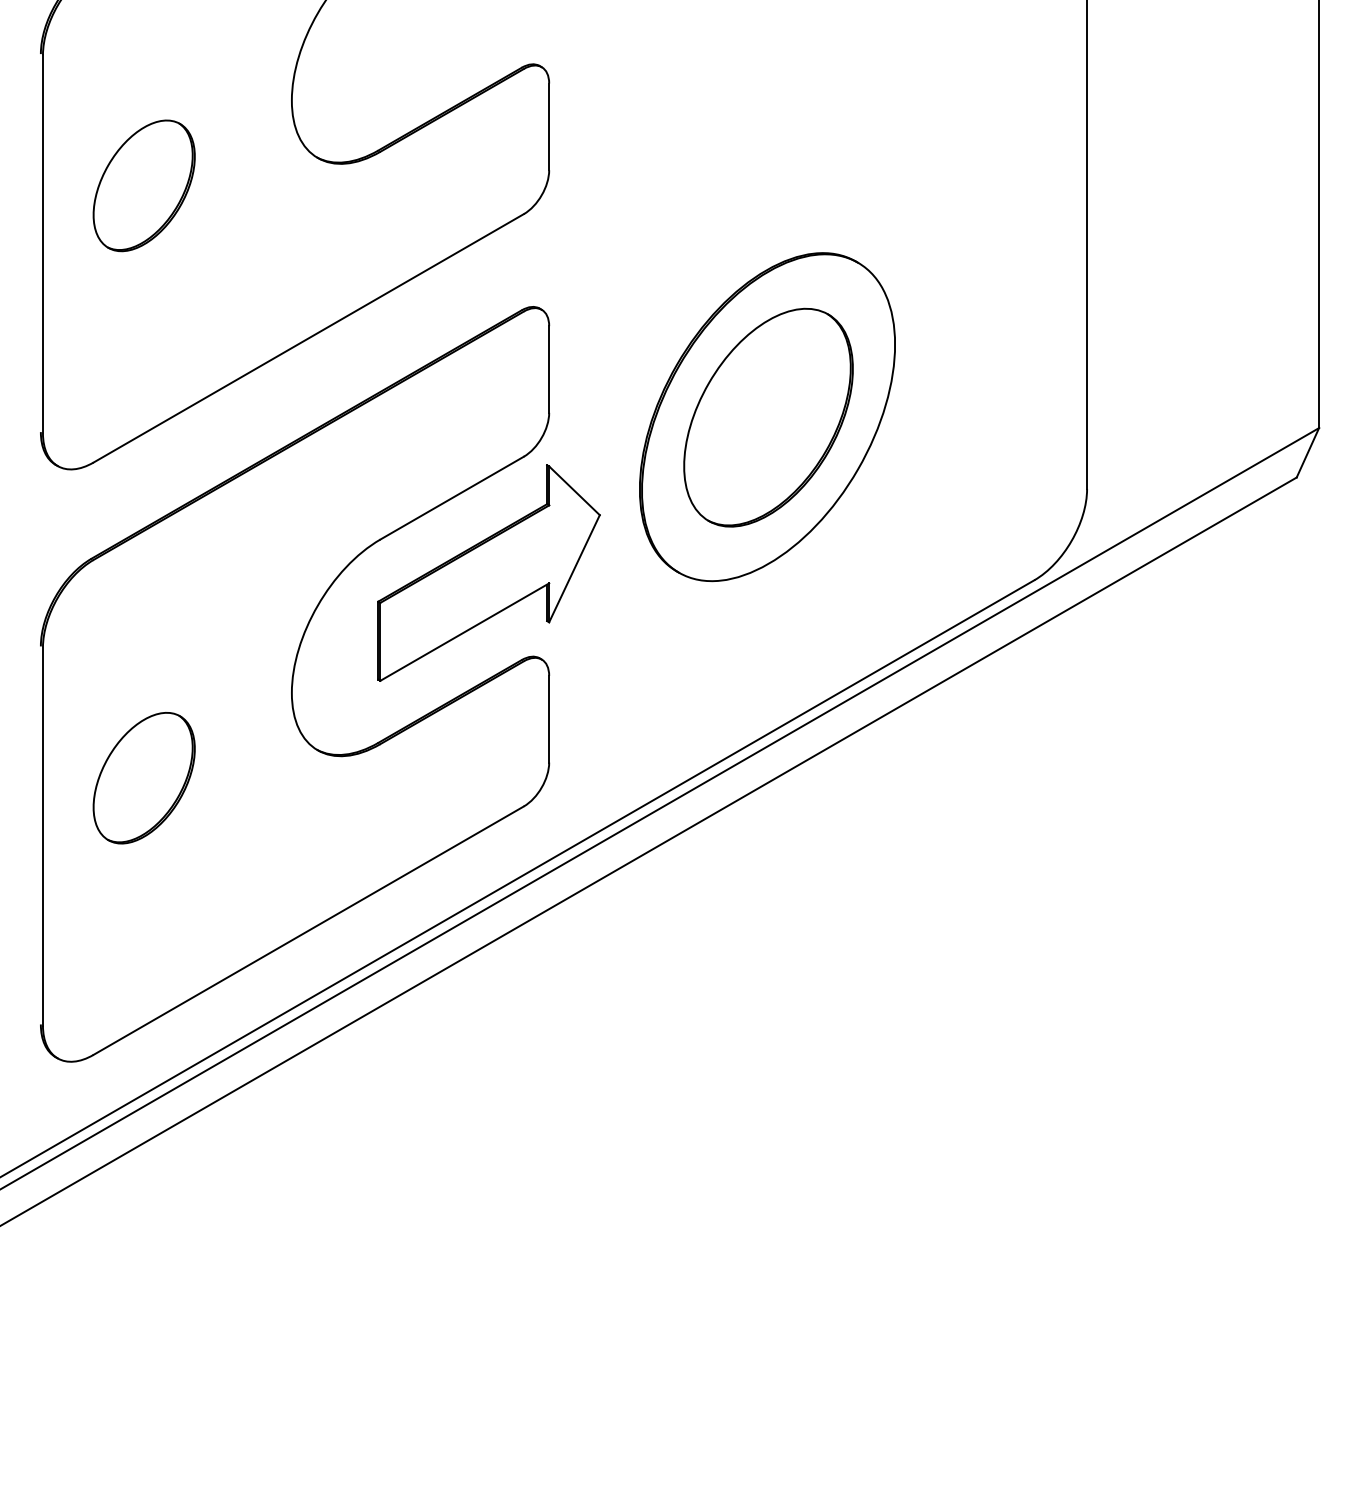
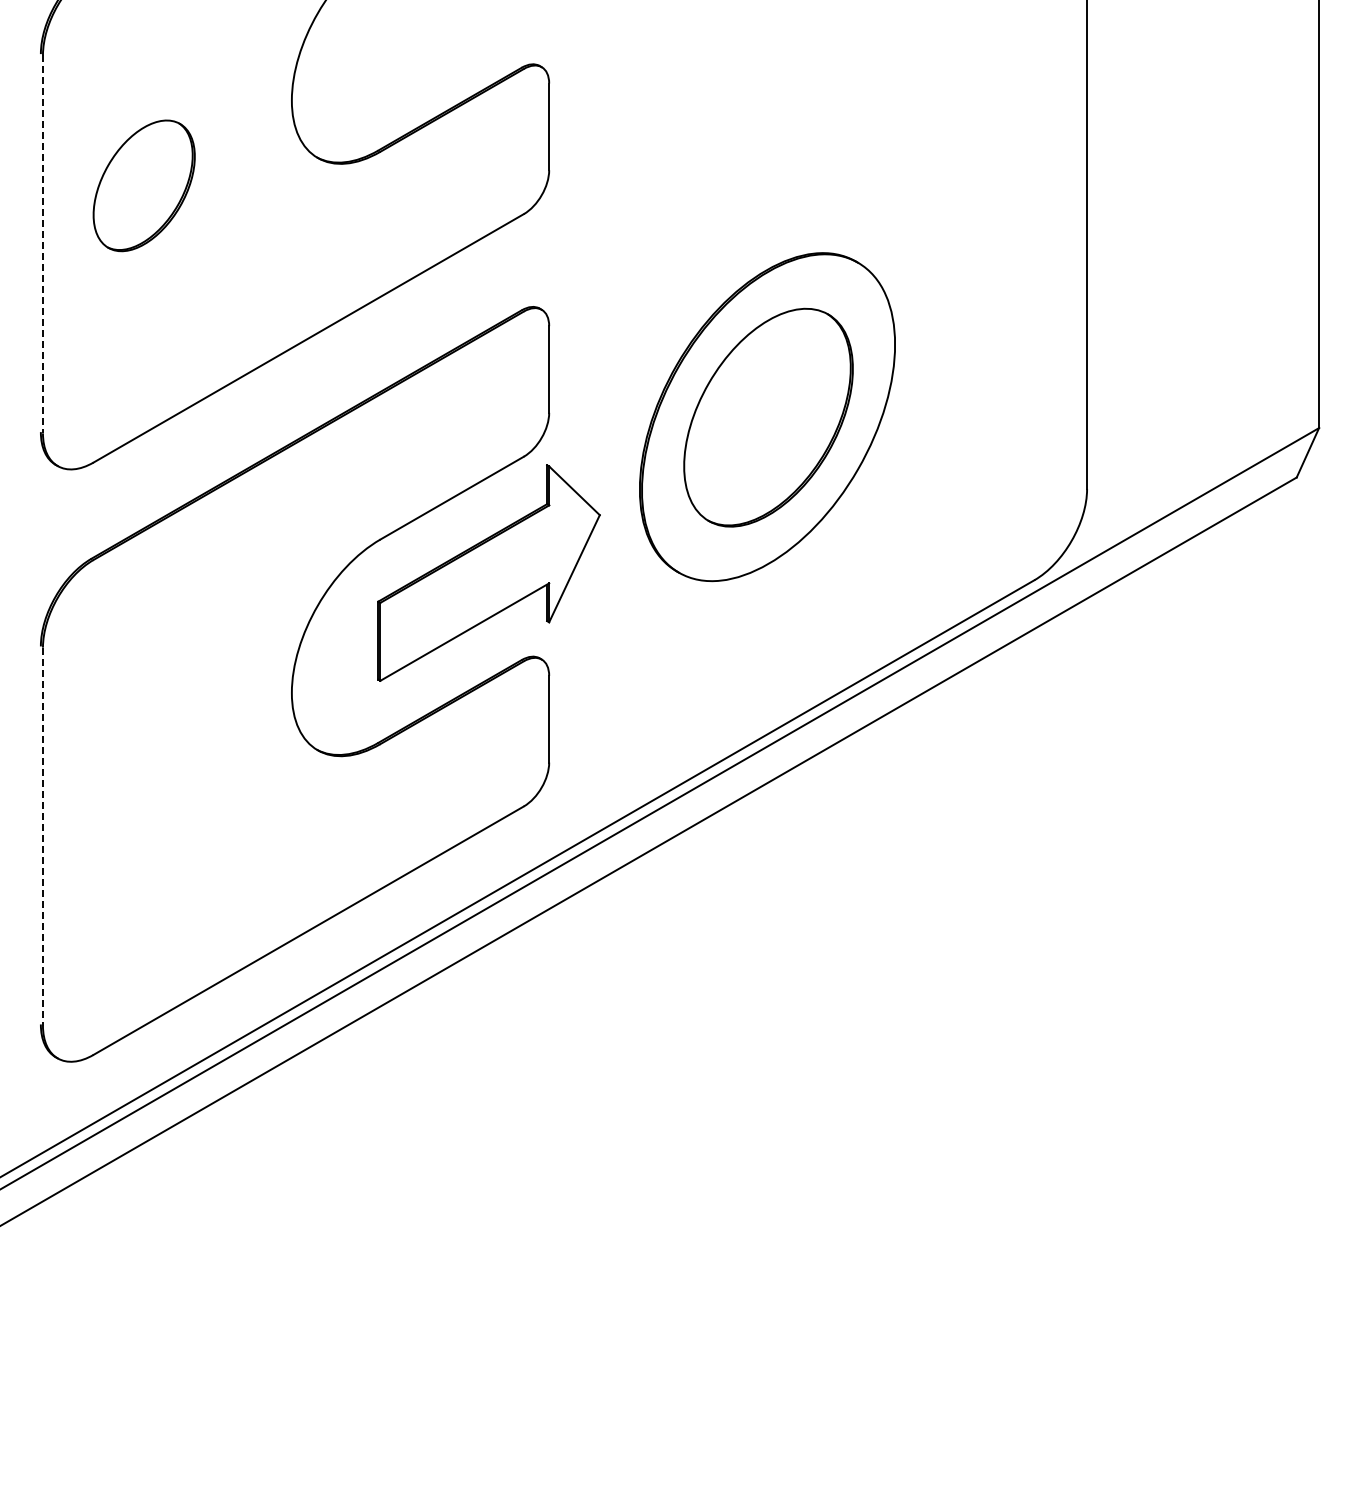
line: solid -> dashed (42, 244)
part: present -> none (143, 778)
line: solid -> dashed (42, 836)
